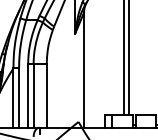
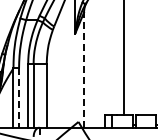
line: present -> none (129, 58)
line: solid -> dashed (84, 70)
line: solid -> dashed (19, 97)
